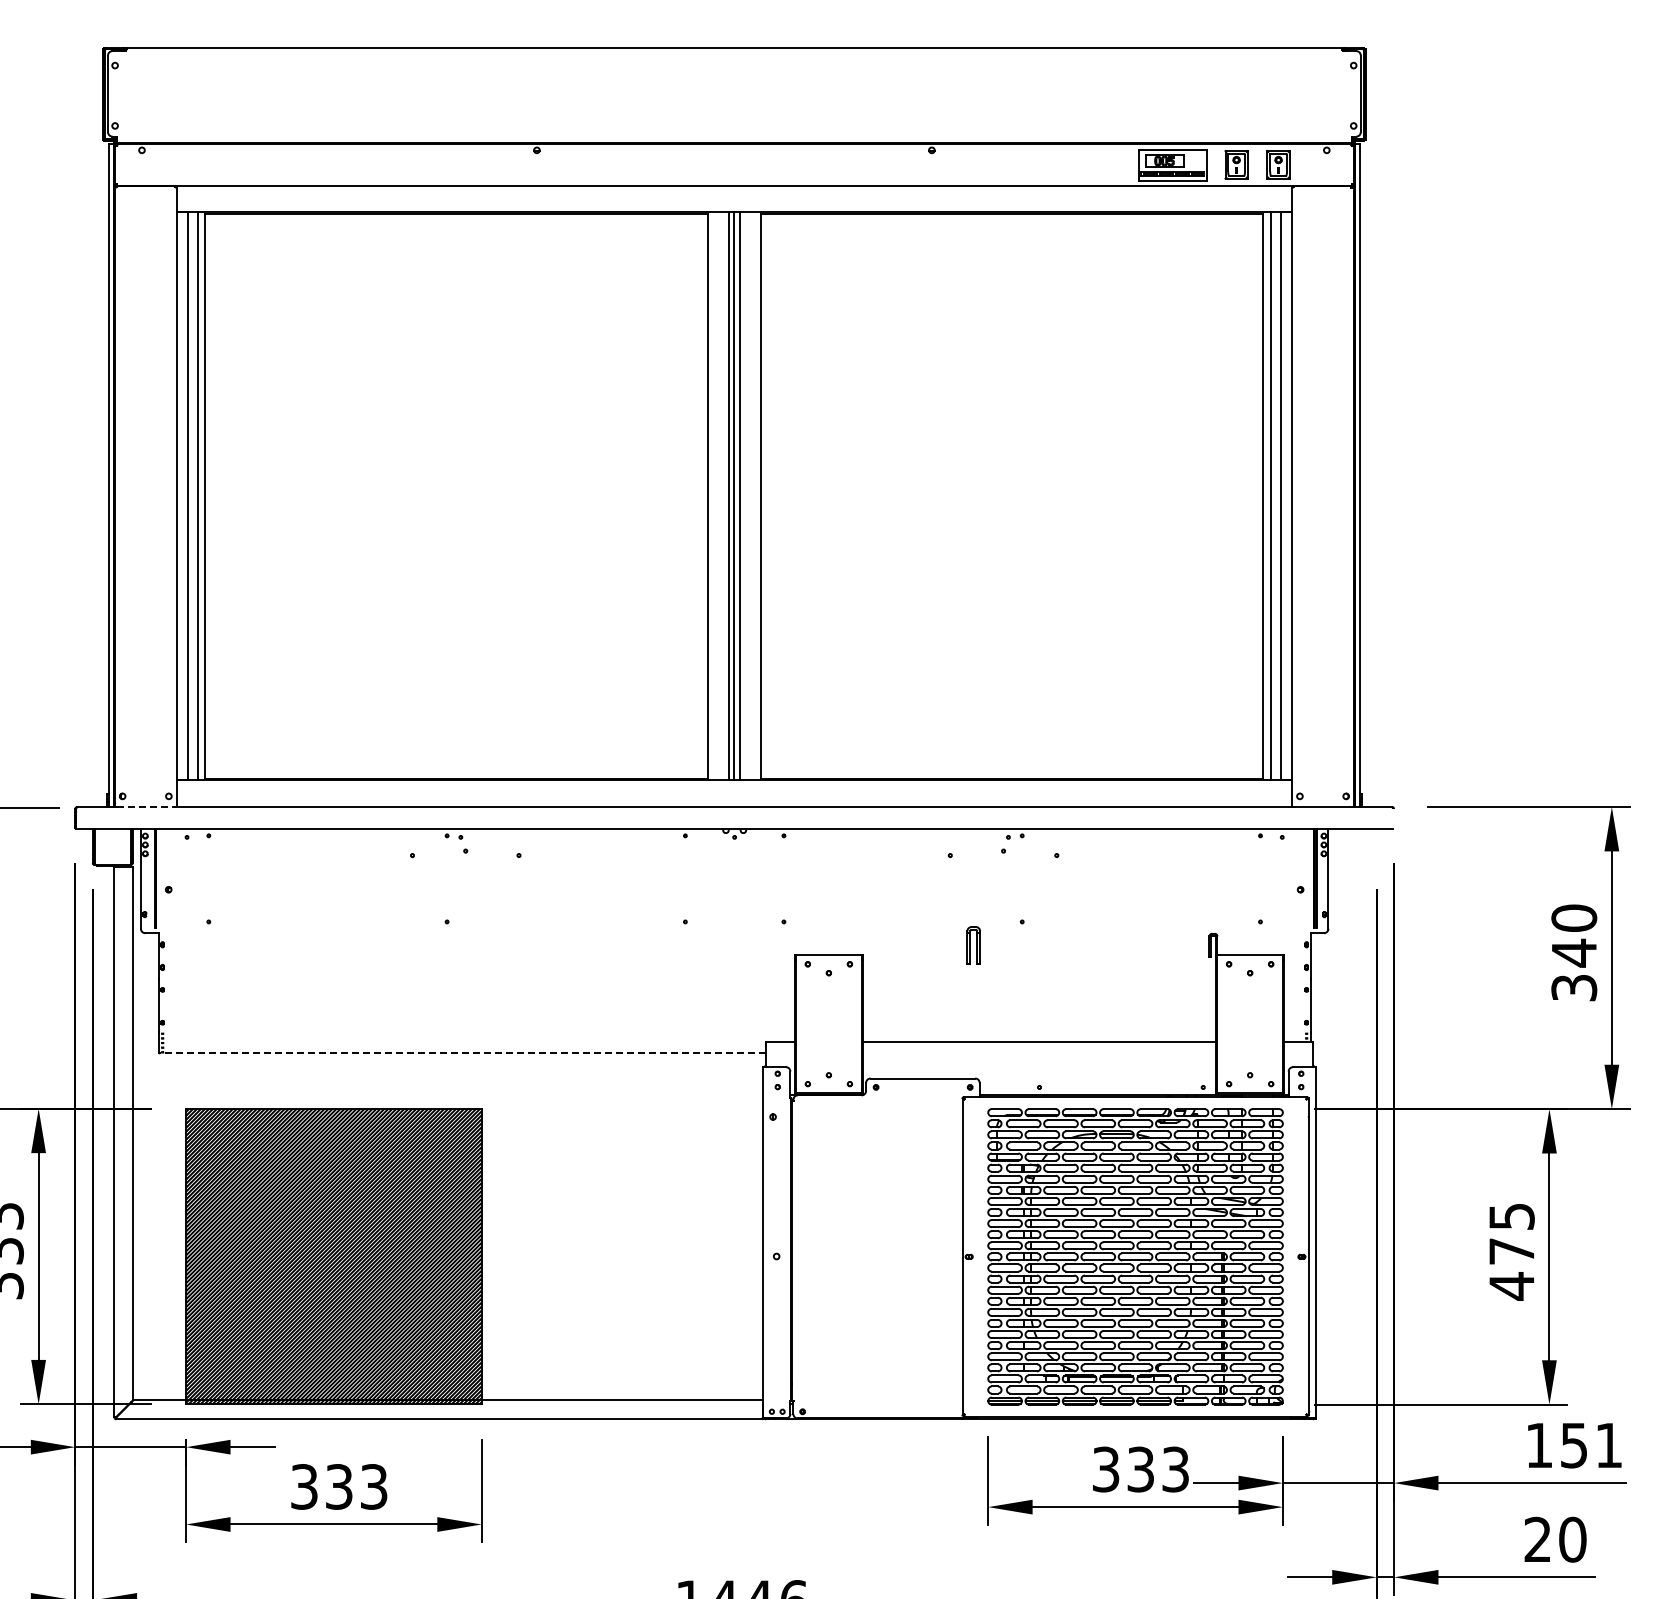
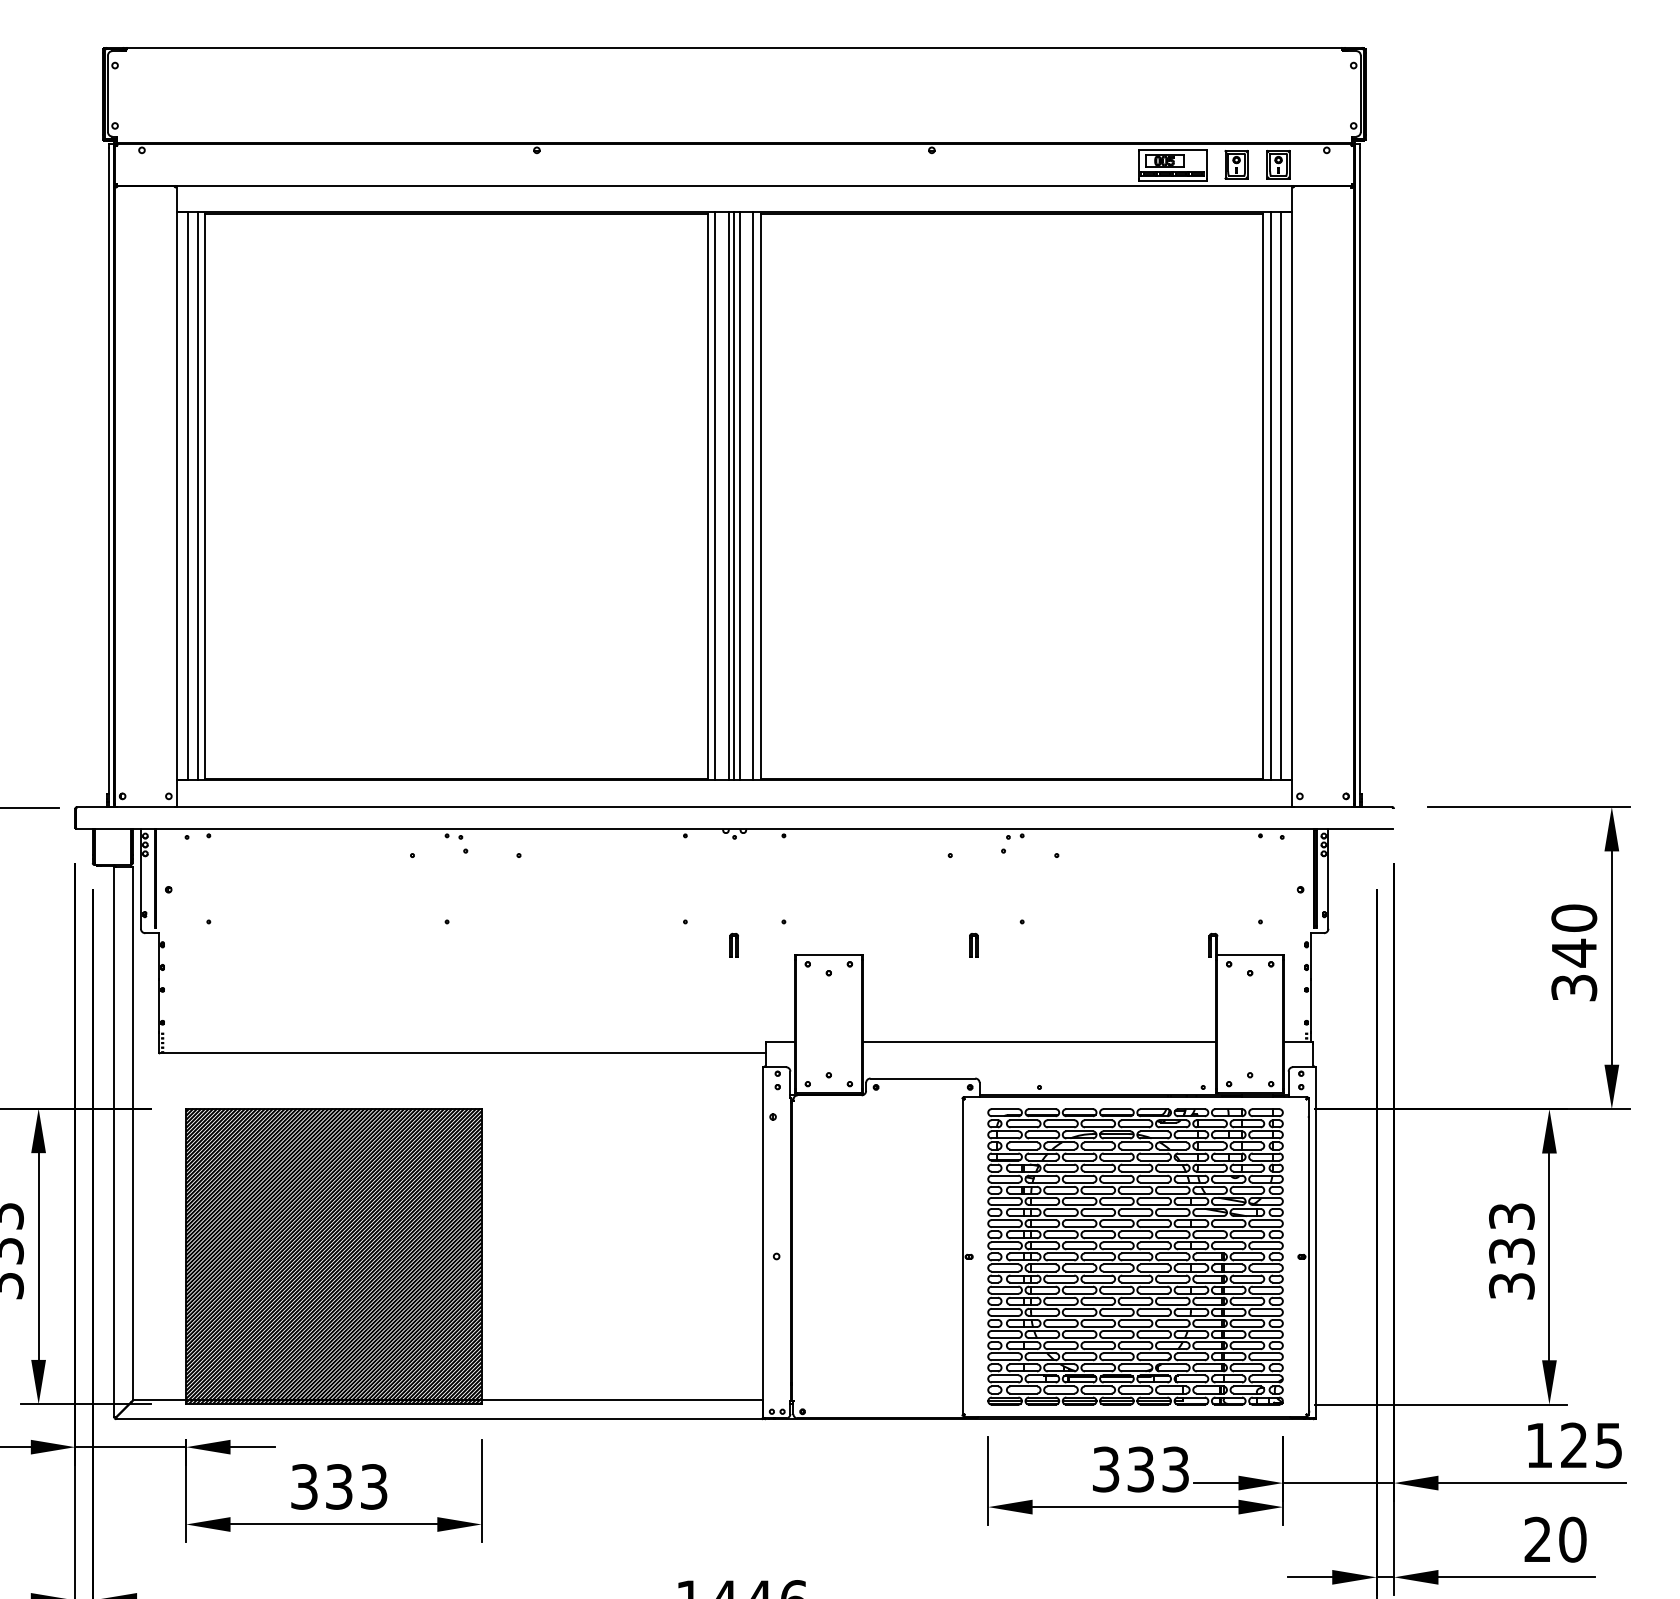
line: none -> present (715, 496)
line: none -> present (753, 496)
line: dashed -> solid (146, 807)
part: none -> present (733, 944)
part size: 15x39 px -> 10x26 px (973, 944)
line: dashed -> solid (462, 1053)
text: 475 -> 333 (1511, 1251)
text: 151 -> 125 (1591, 1445)
